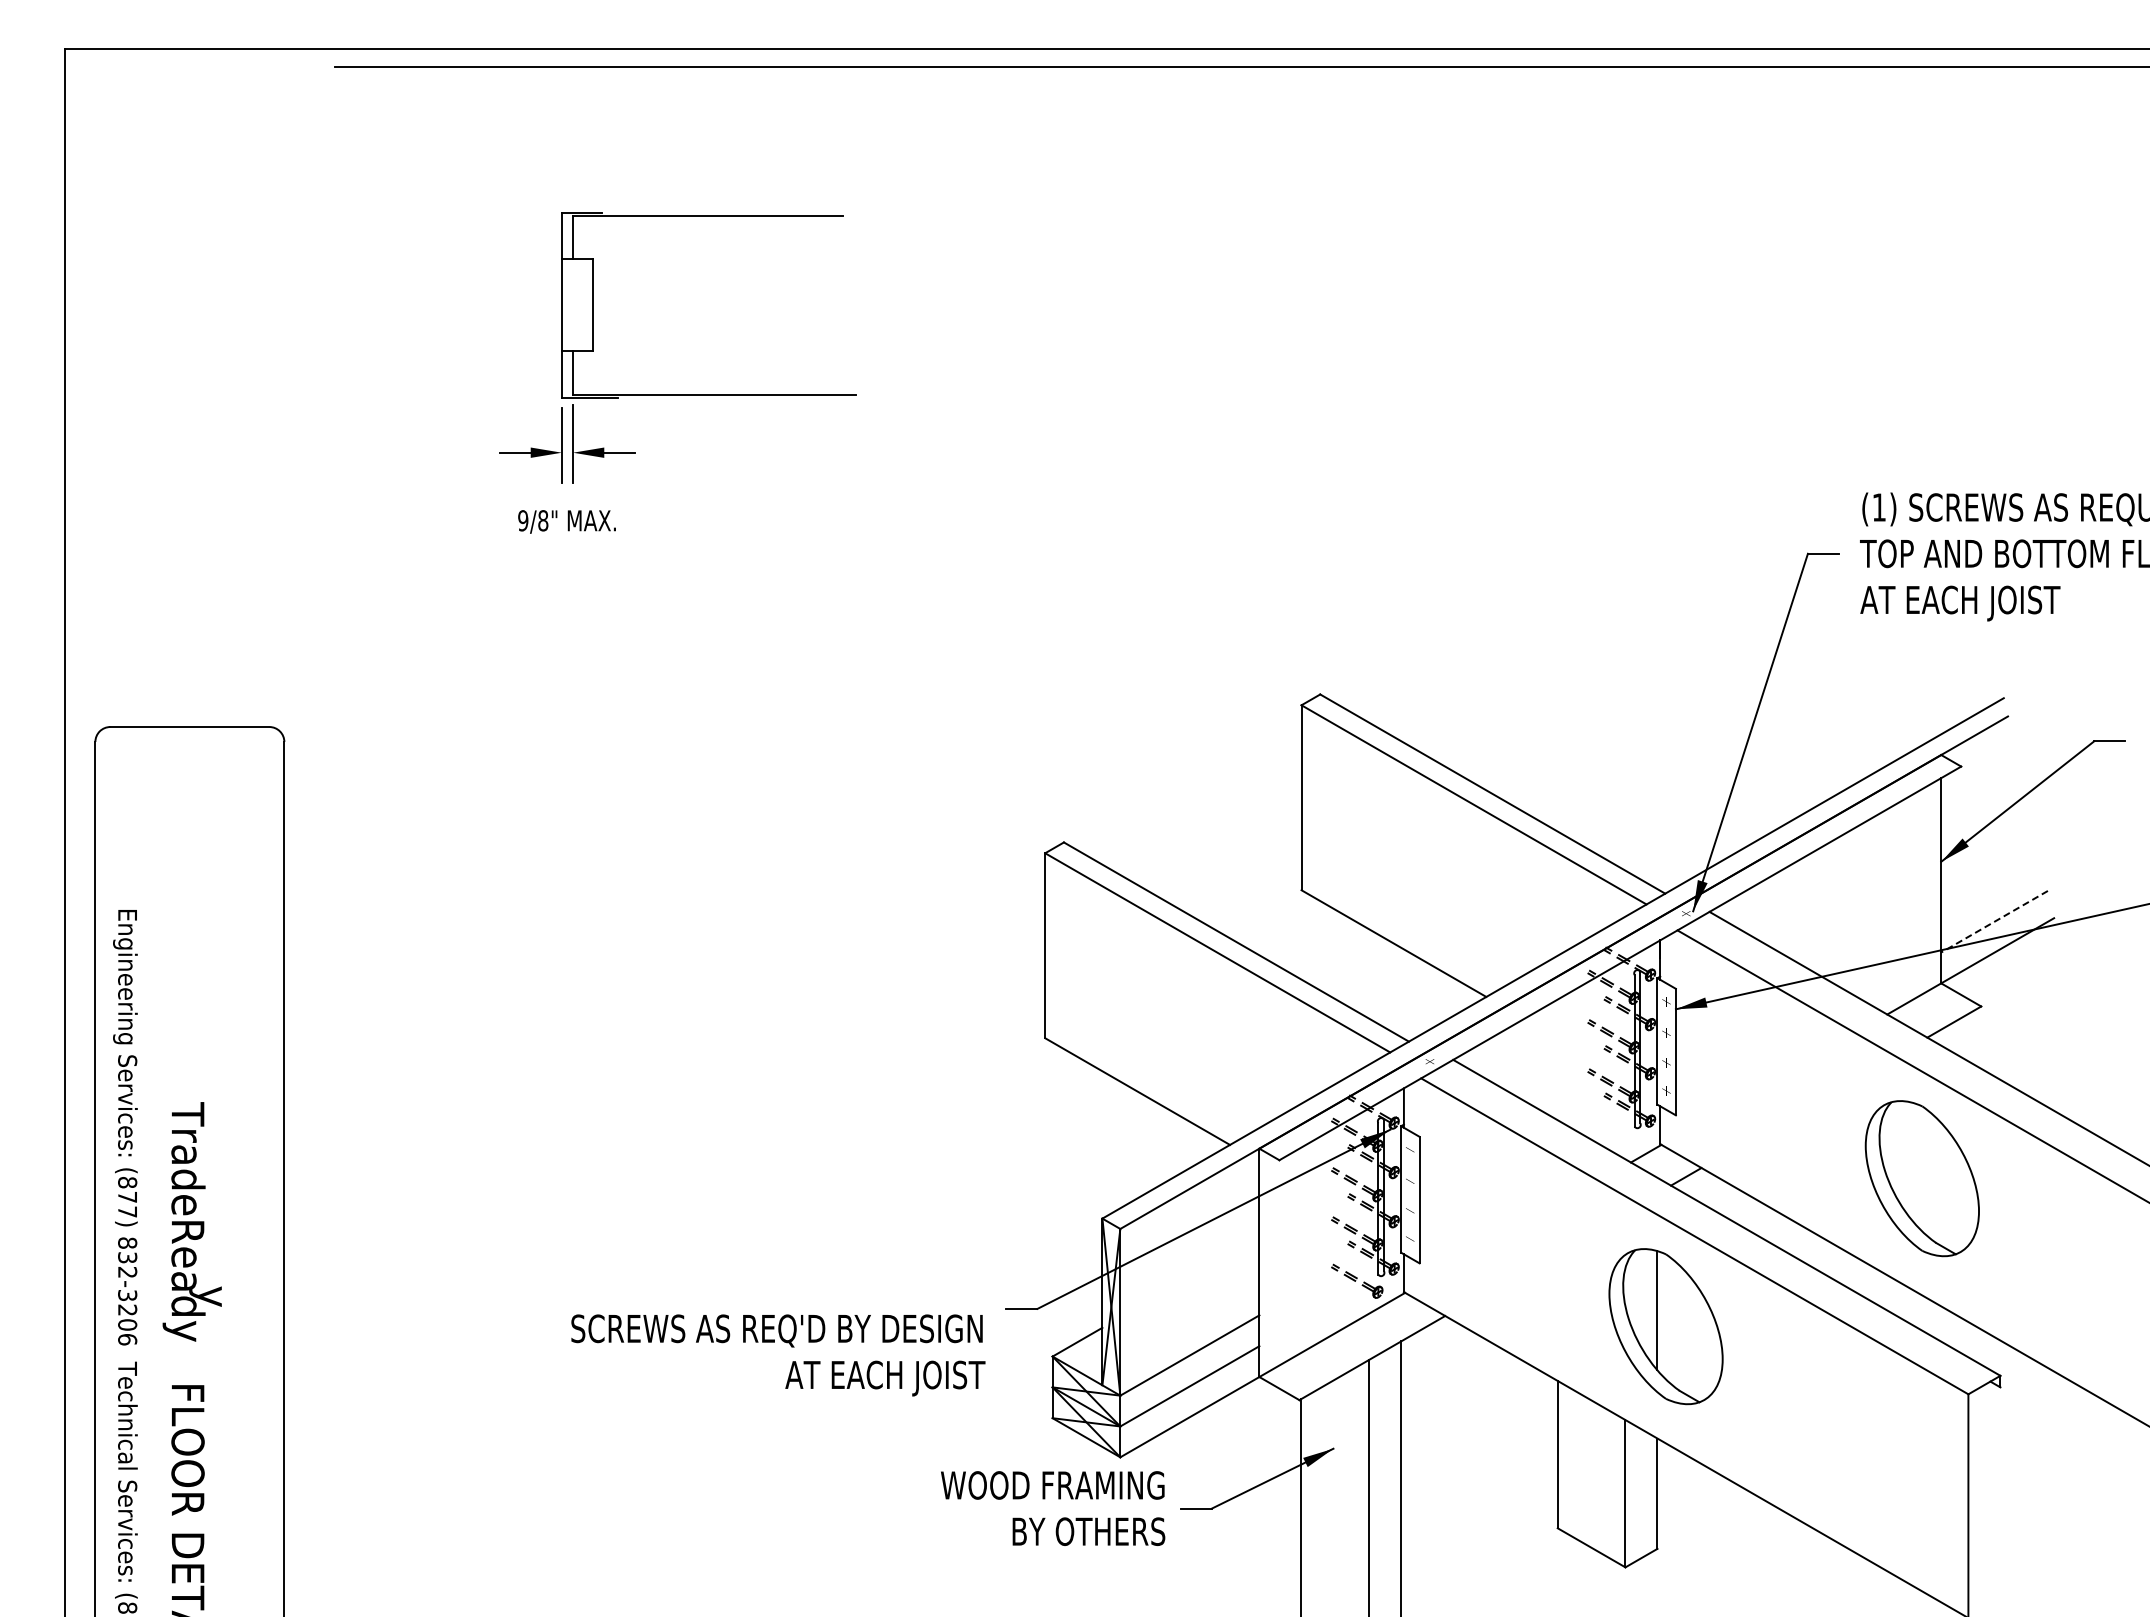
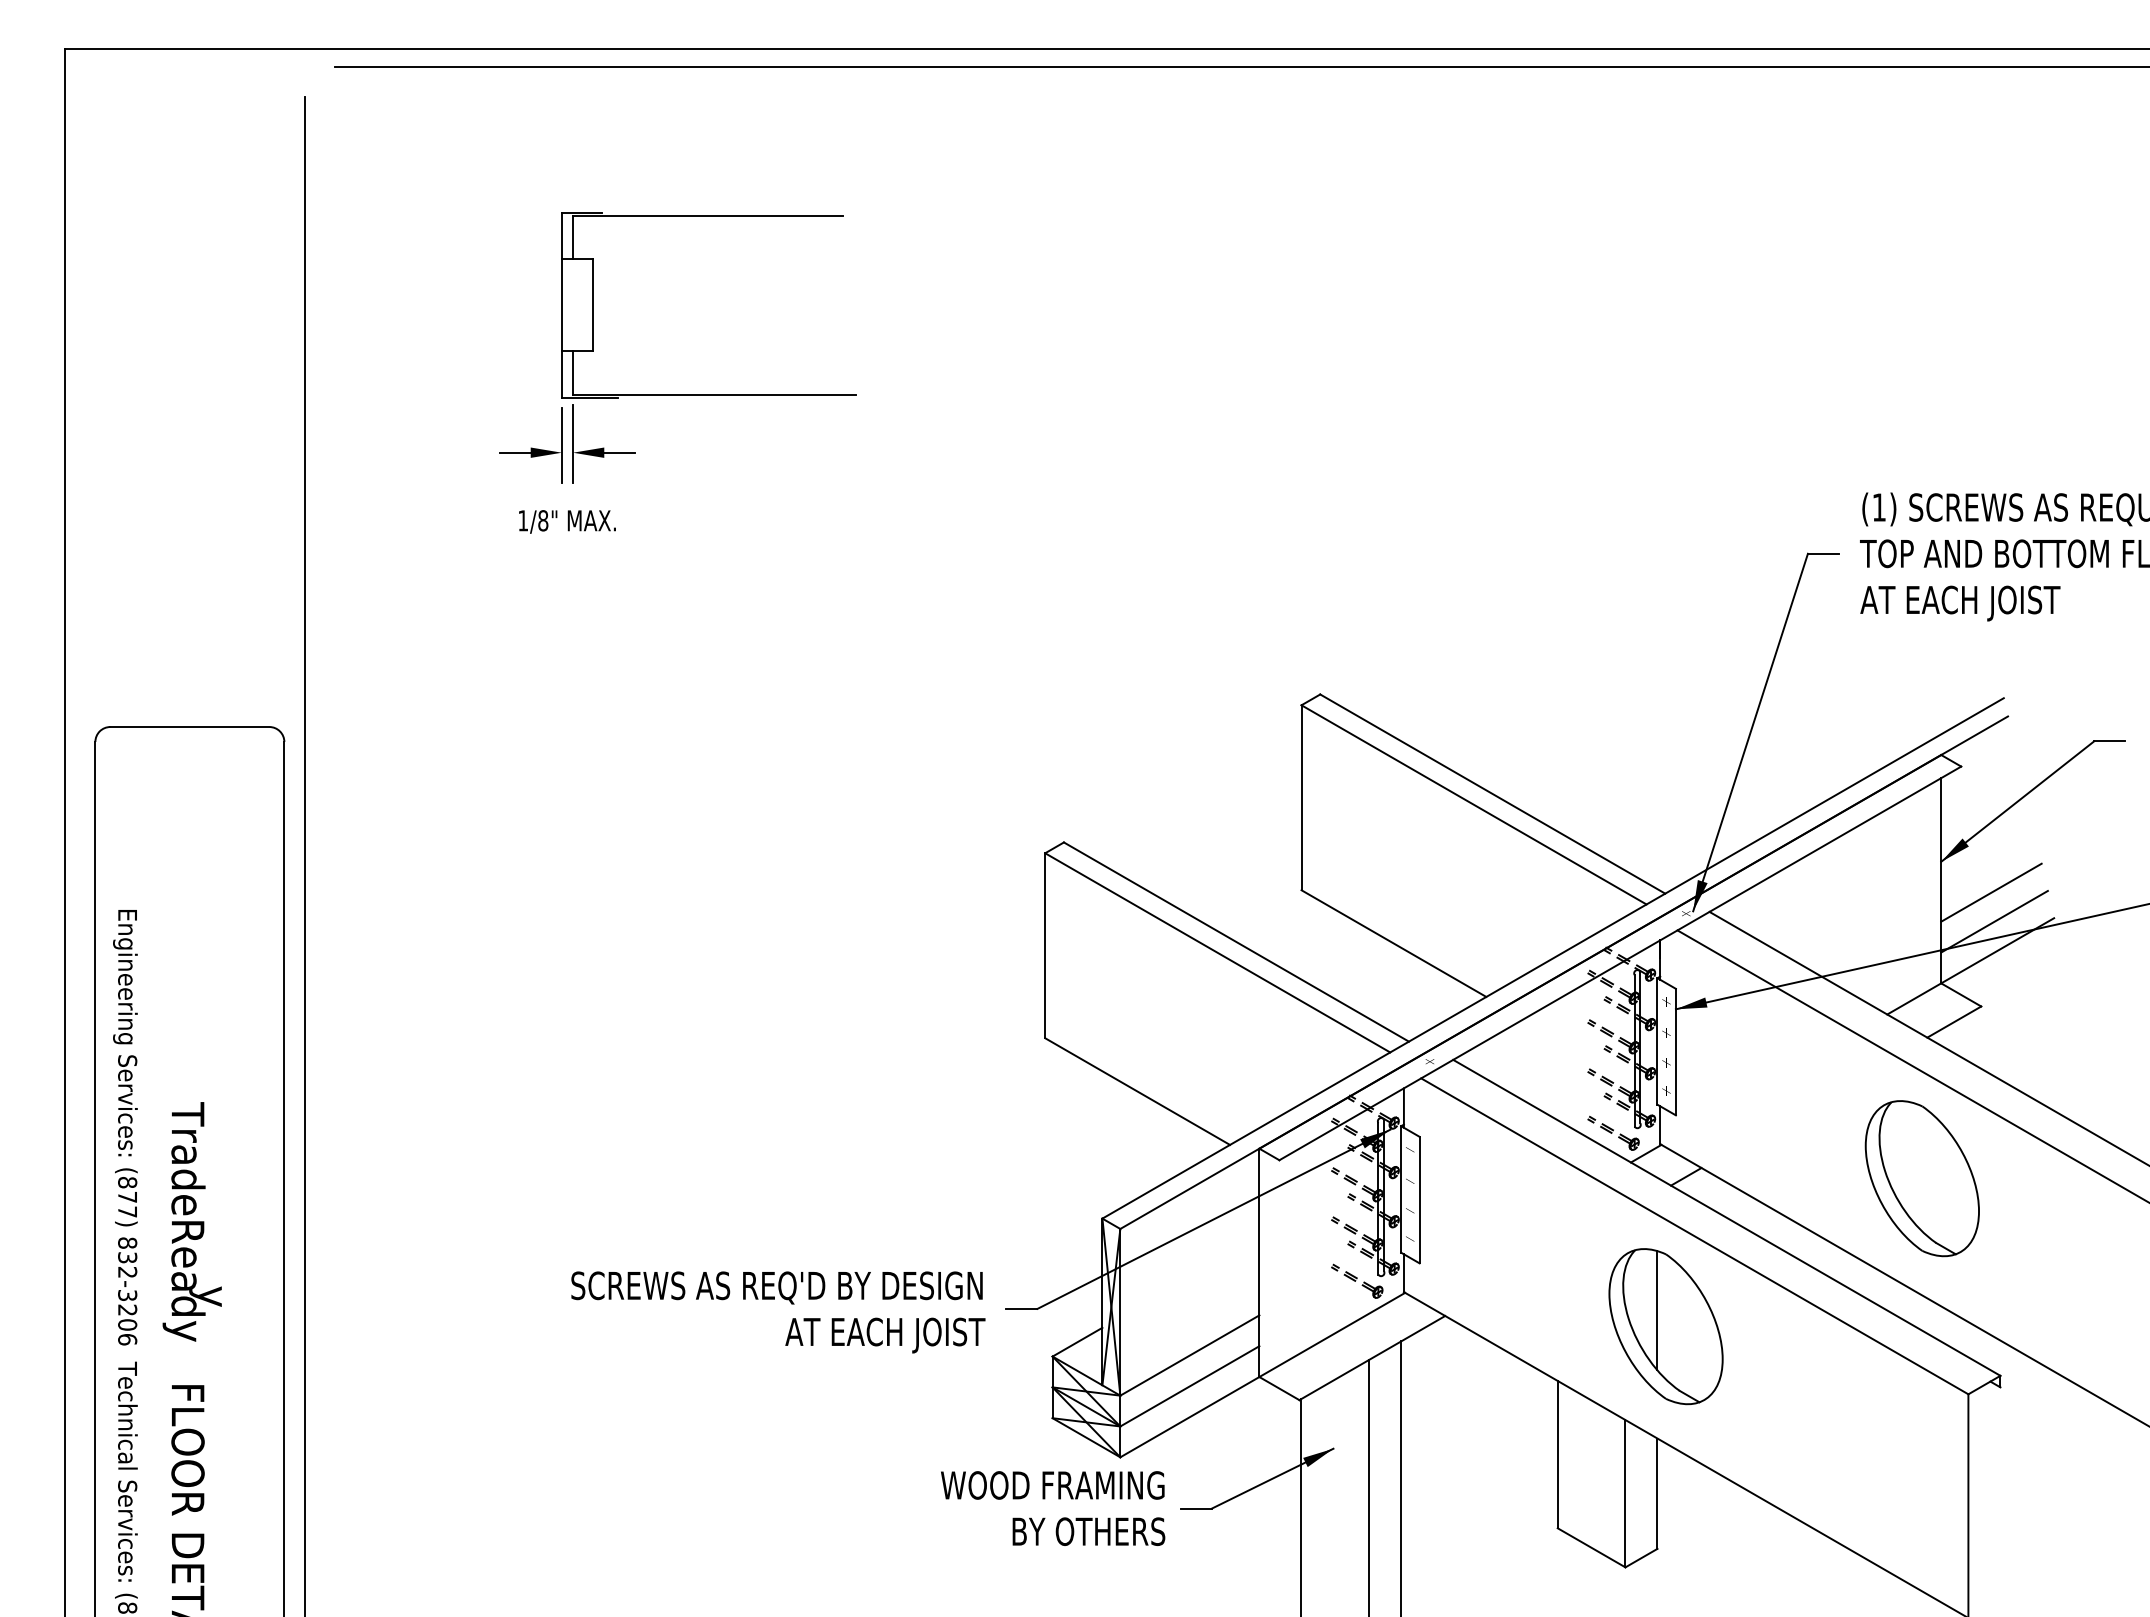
text: 9/8" -> 1/8" (523, 520)
line: none -> present (305, 854)
line: none -> present (1991, 892)
line: dashed -> solid (1994, 921)
part: none -> present (1613, 1132)
text position: (778, 1355) -> (778, 1312) (778, 1312)
